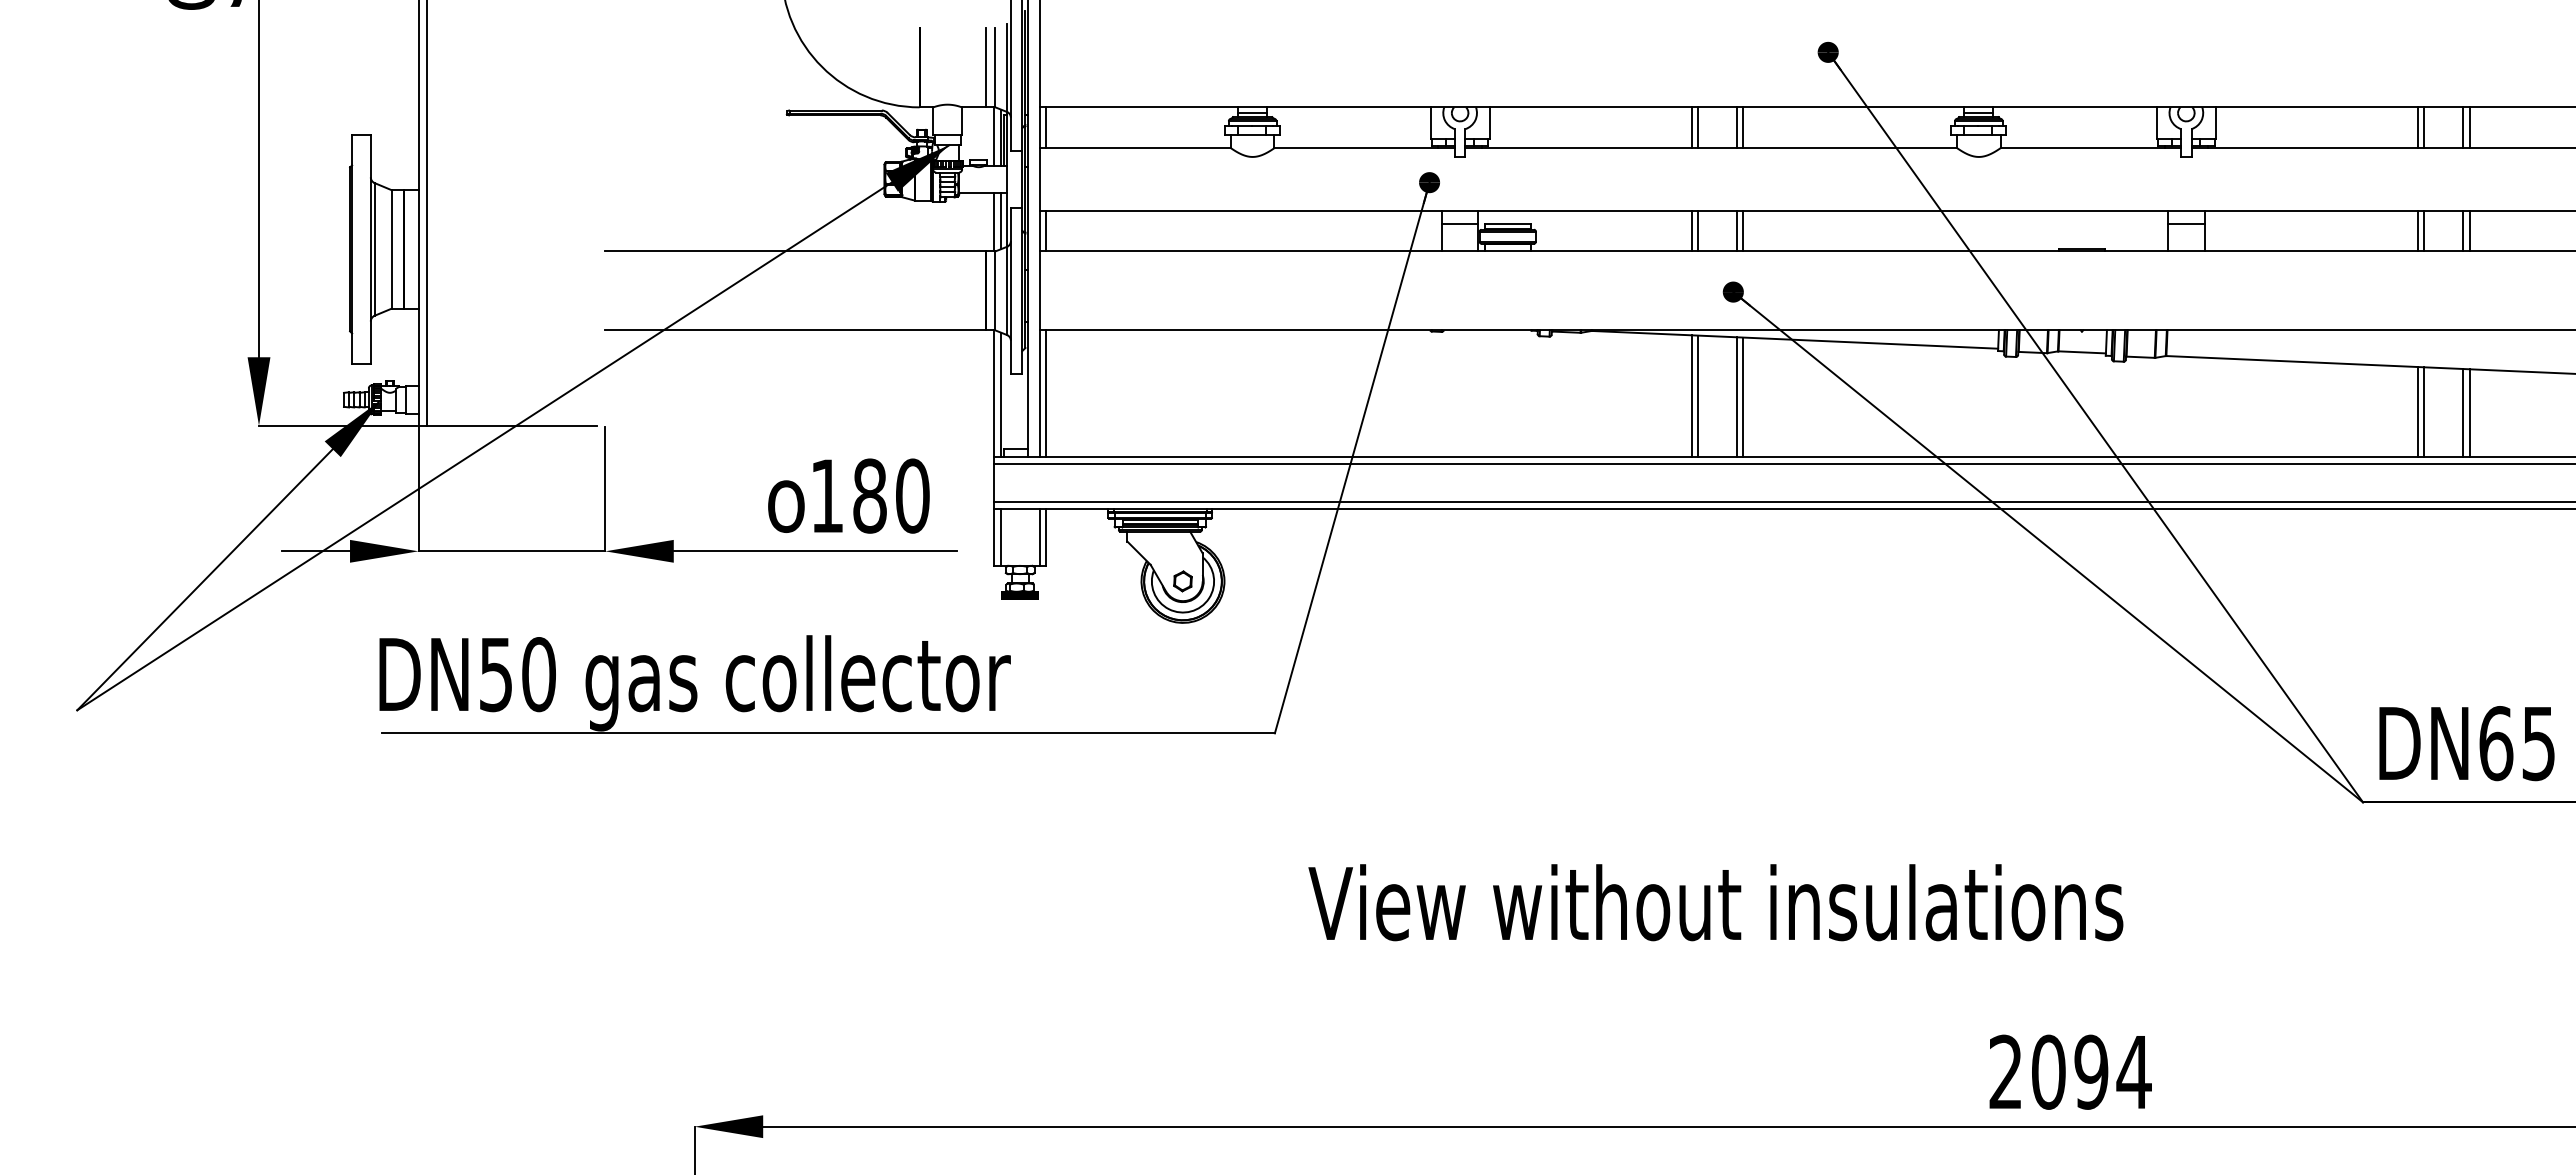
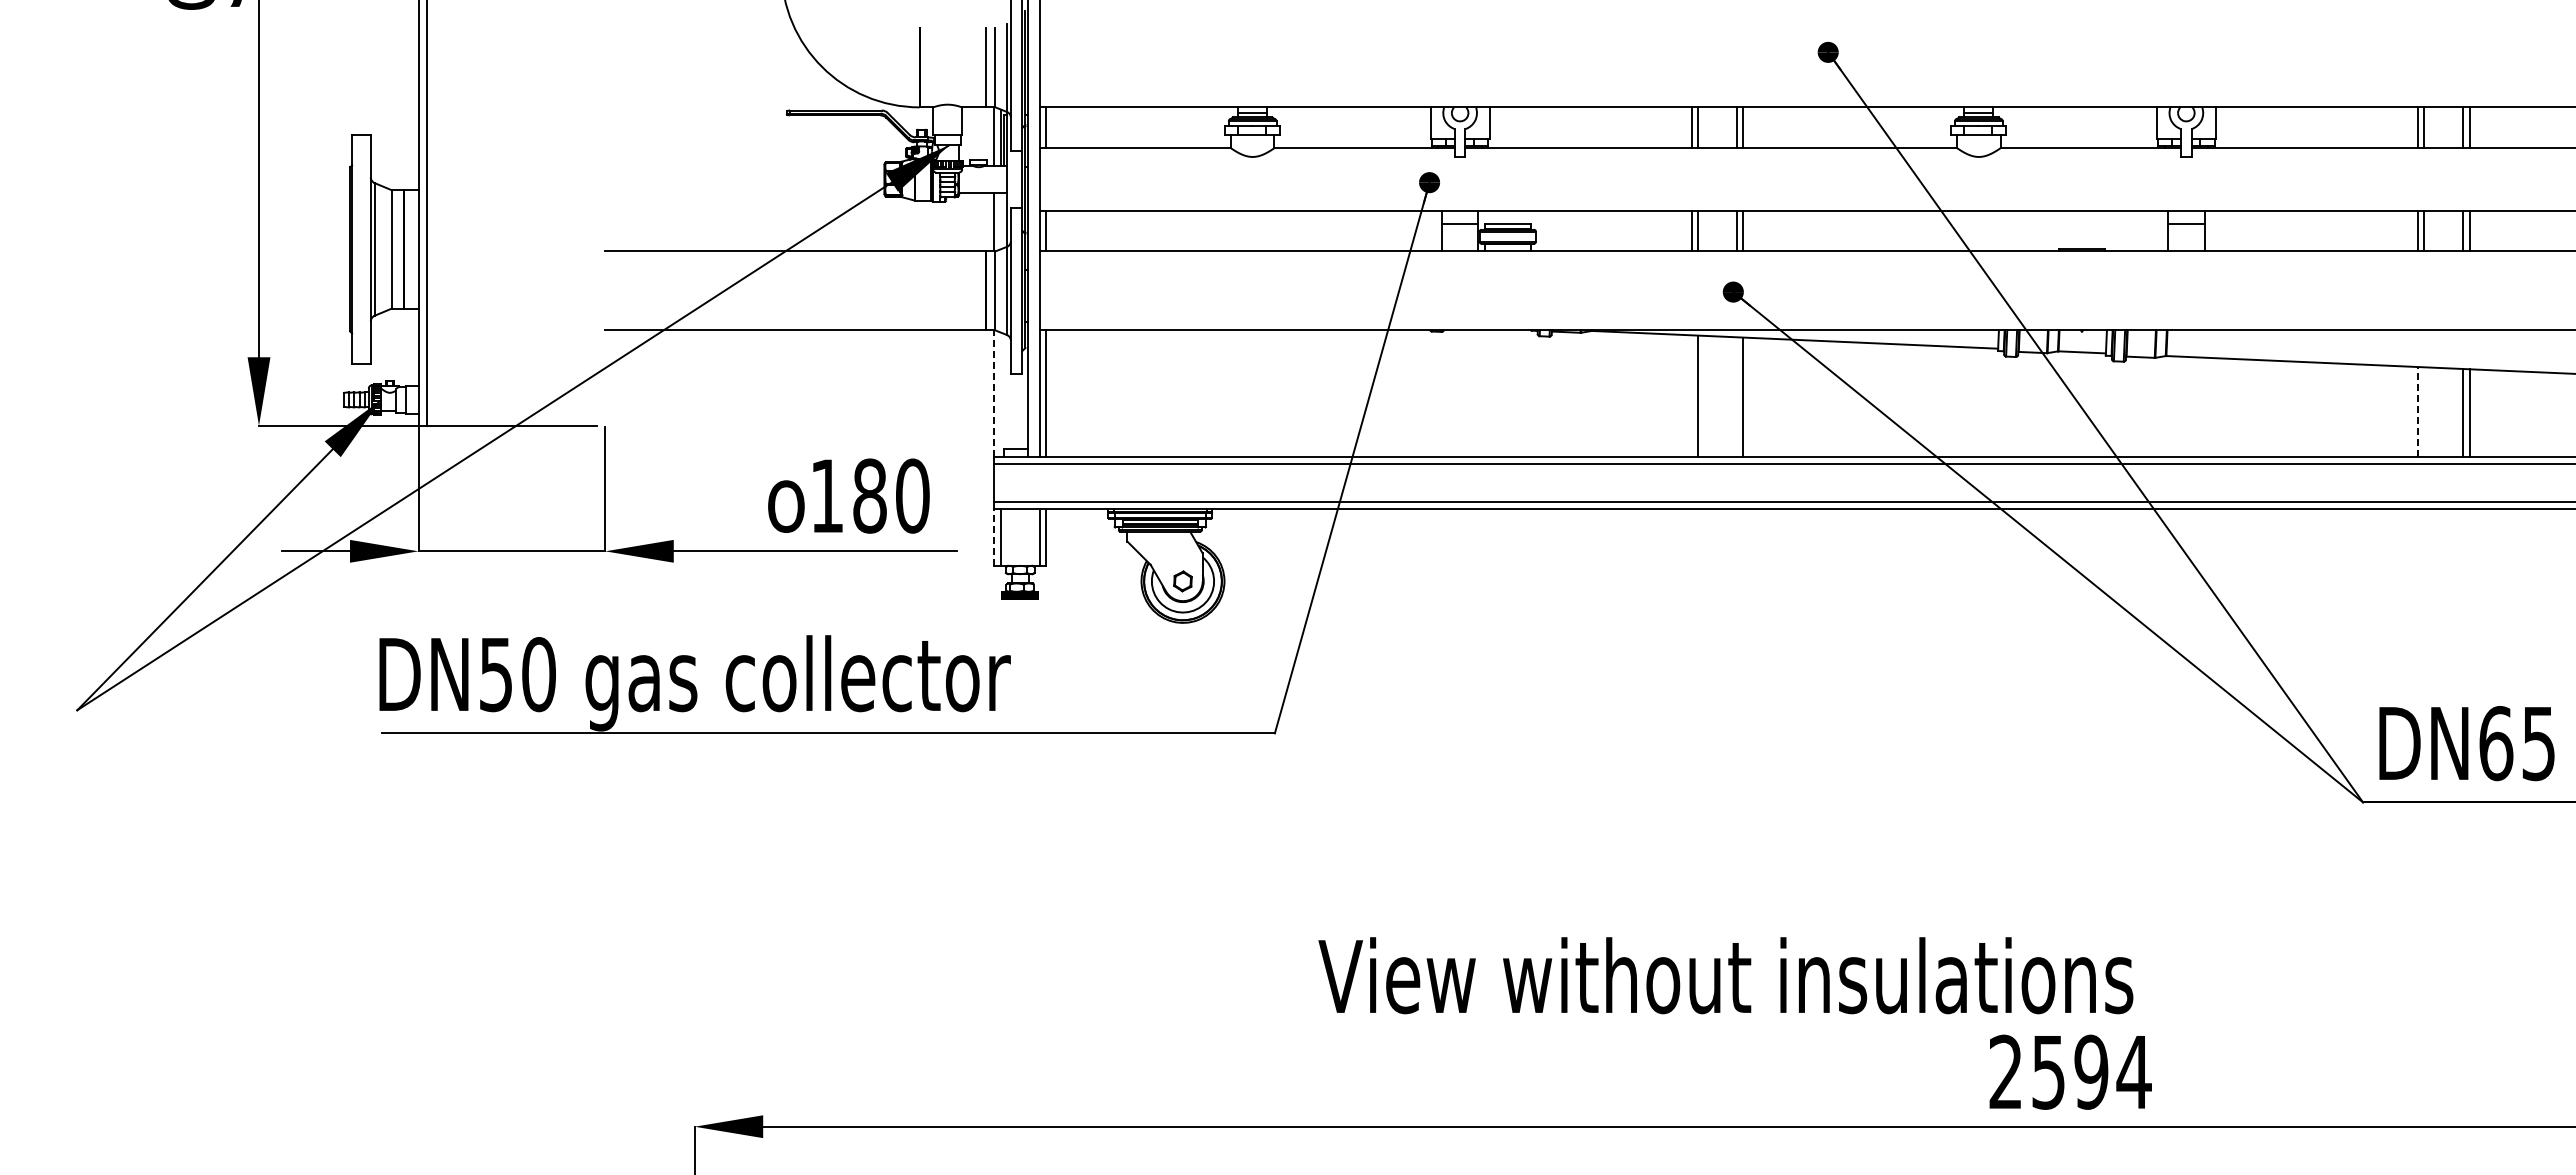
line: present -> none (1000, 221)
line: solid -> dashed (994, 393)
line: present -> none (1000, 394)
line: present -> none (1691, 395)
line: present -> none (1736, 396)
line: solid -> dashed (2417, 411)
line: present -> none (2424, 411)
line: solid -> dashed (994, 537)
text position: (1715, 902) -> (1725, 975) (1725, 975)
text: 2094 -> 2594 (2048, 1071)
